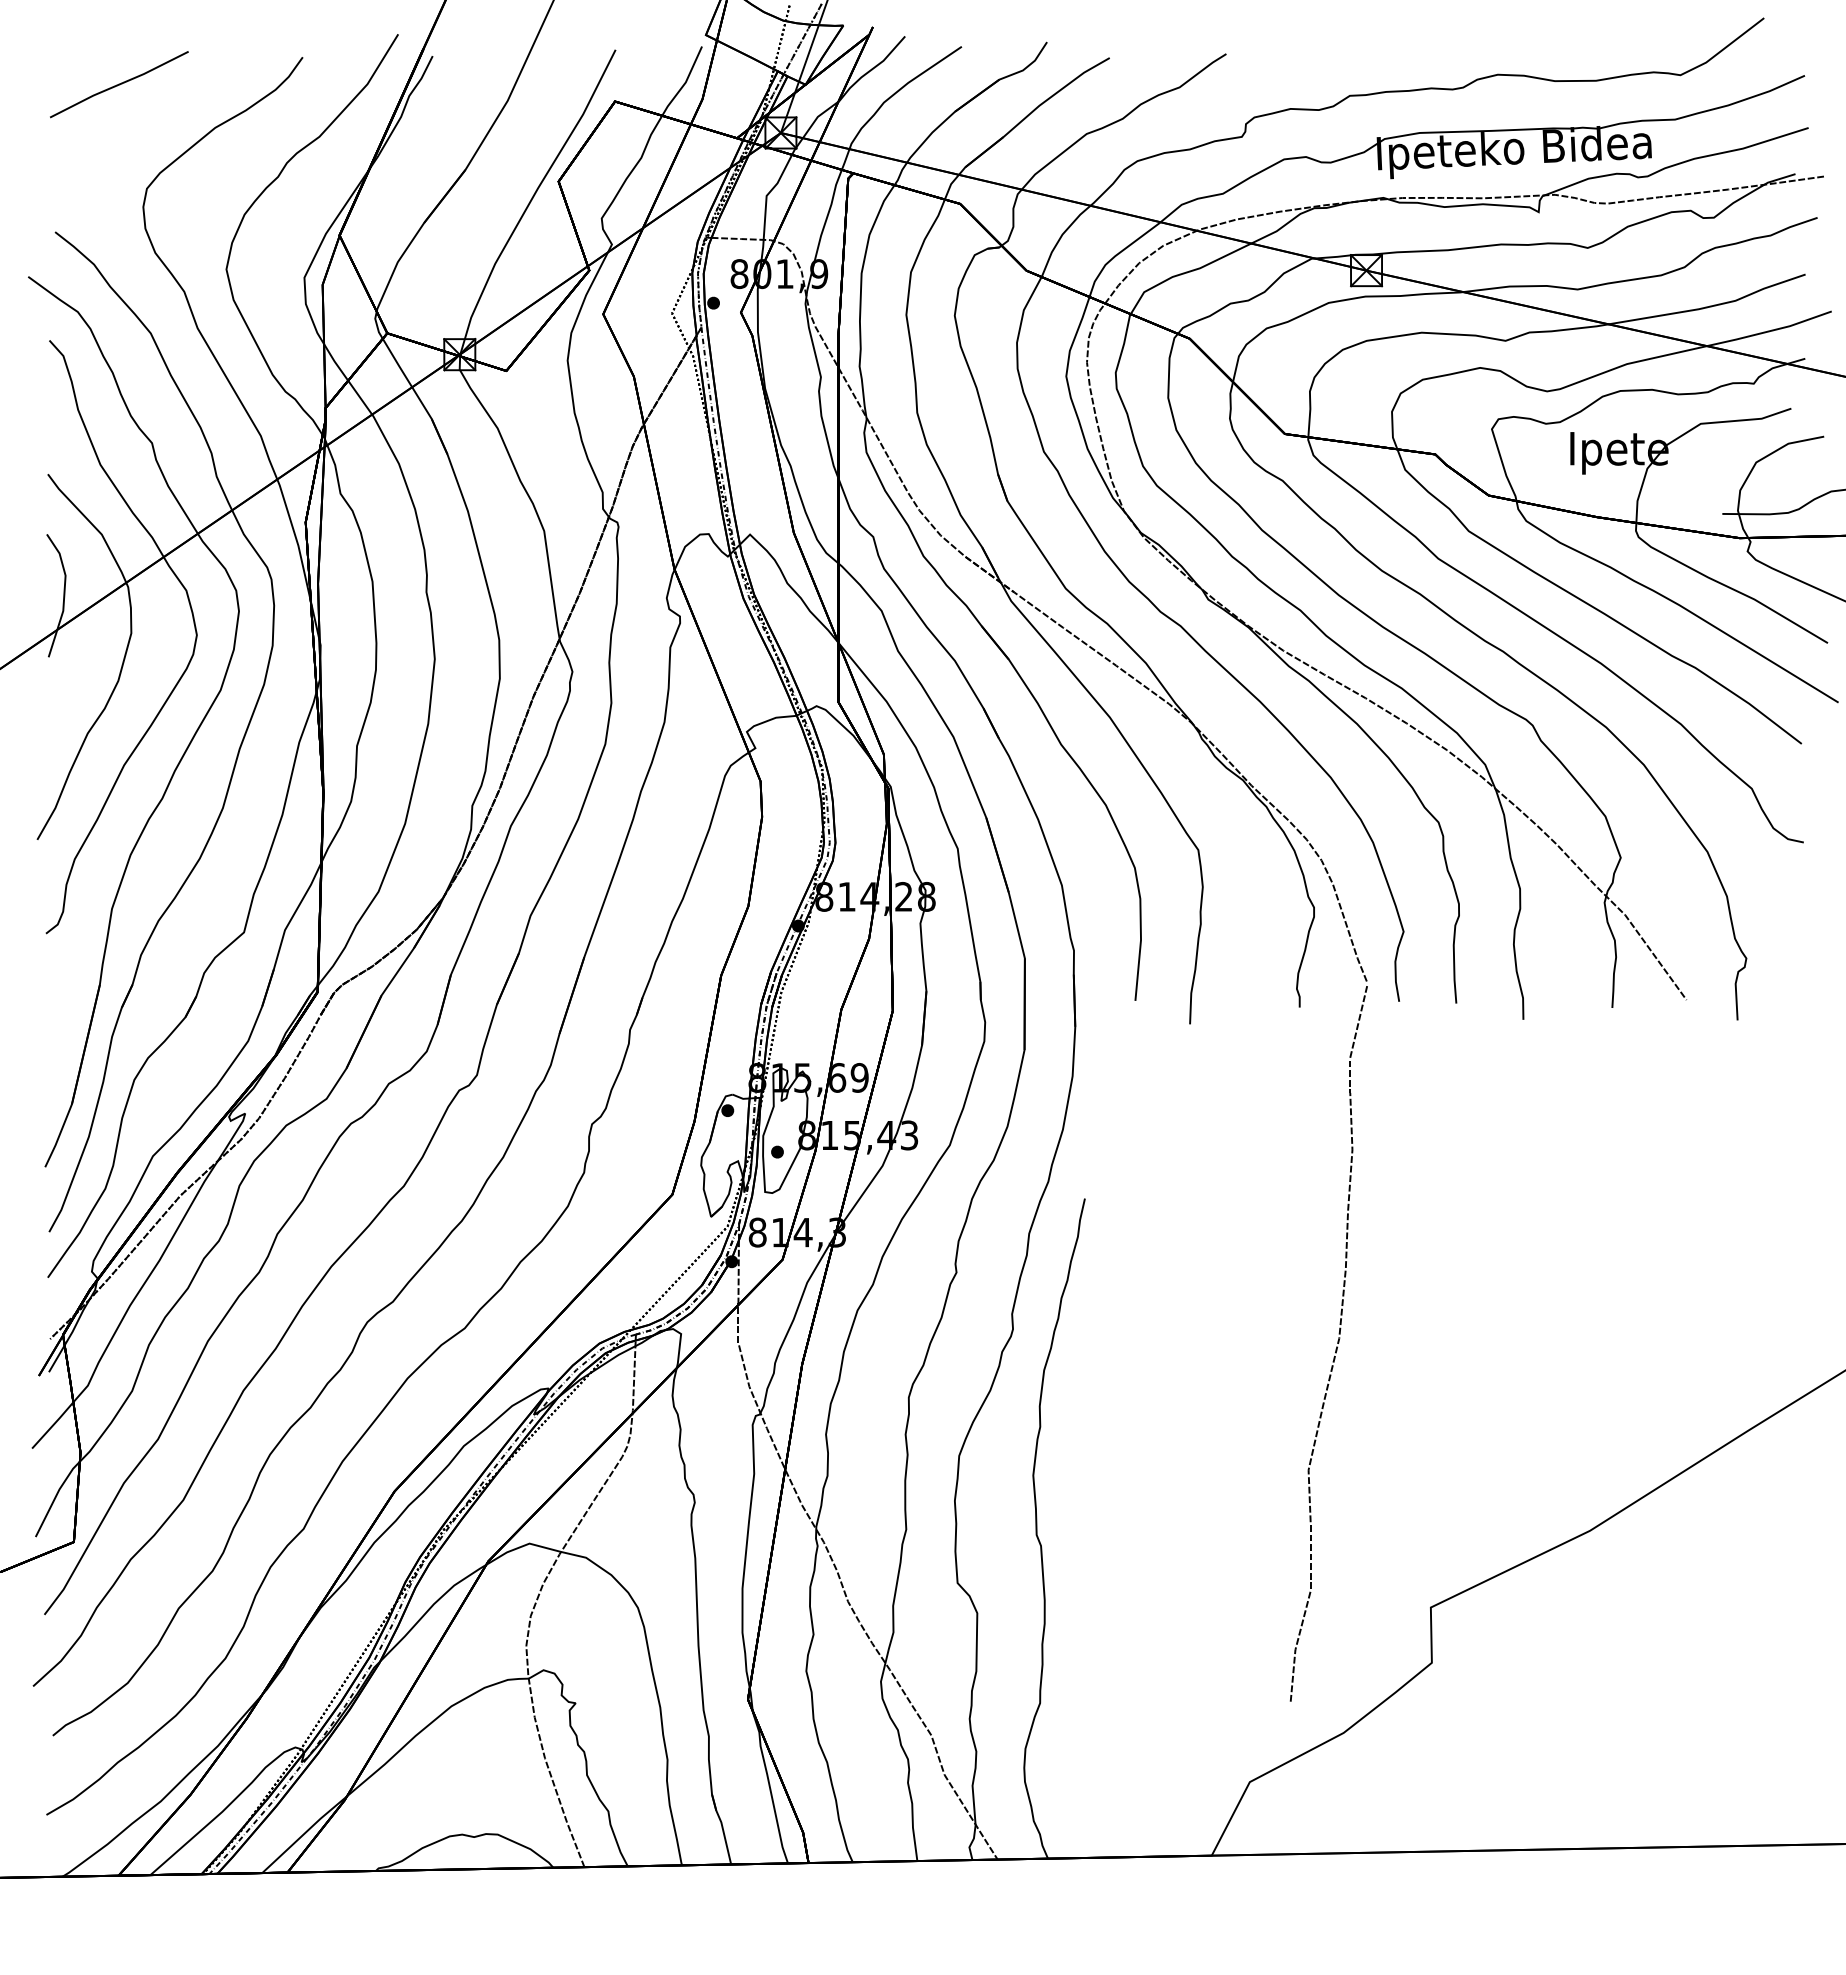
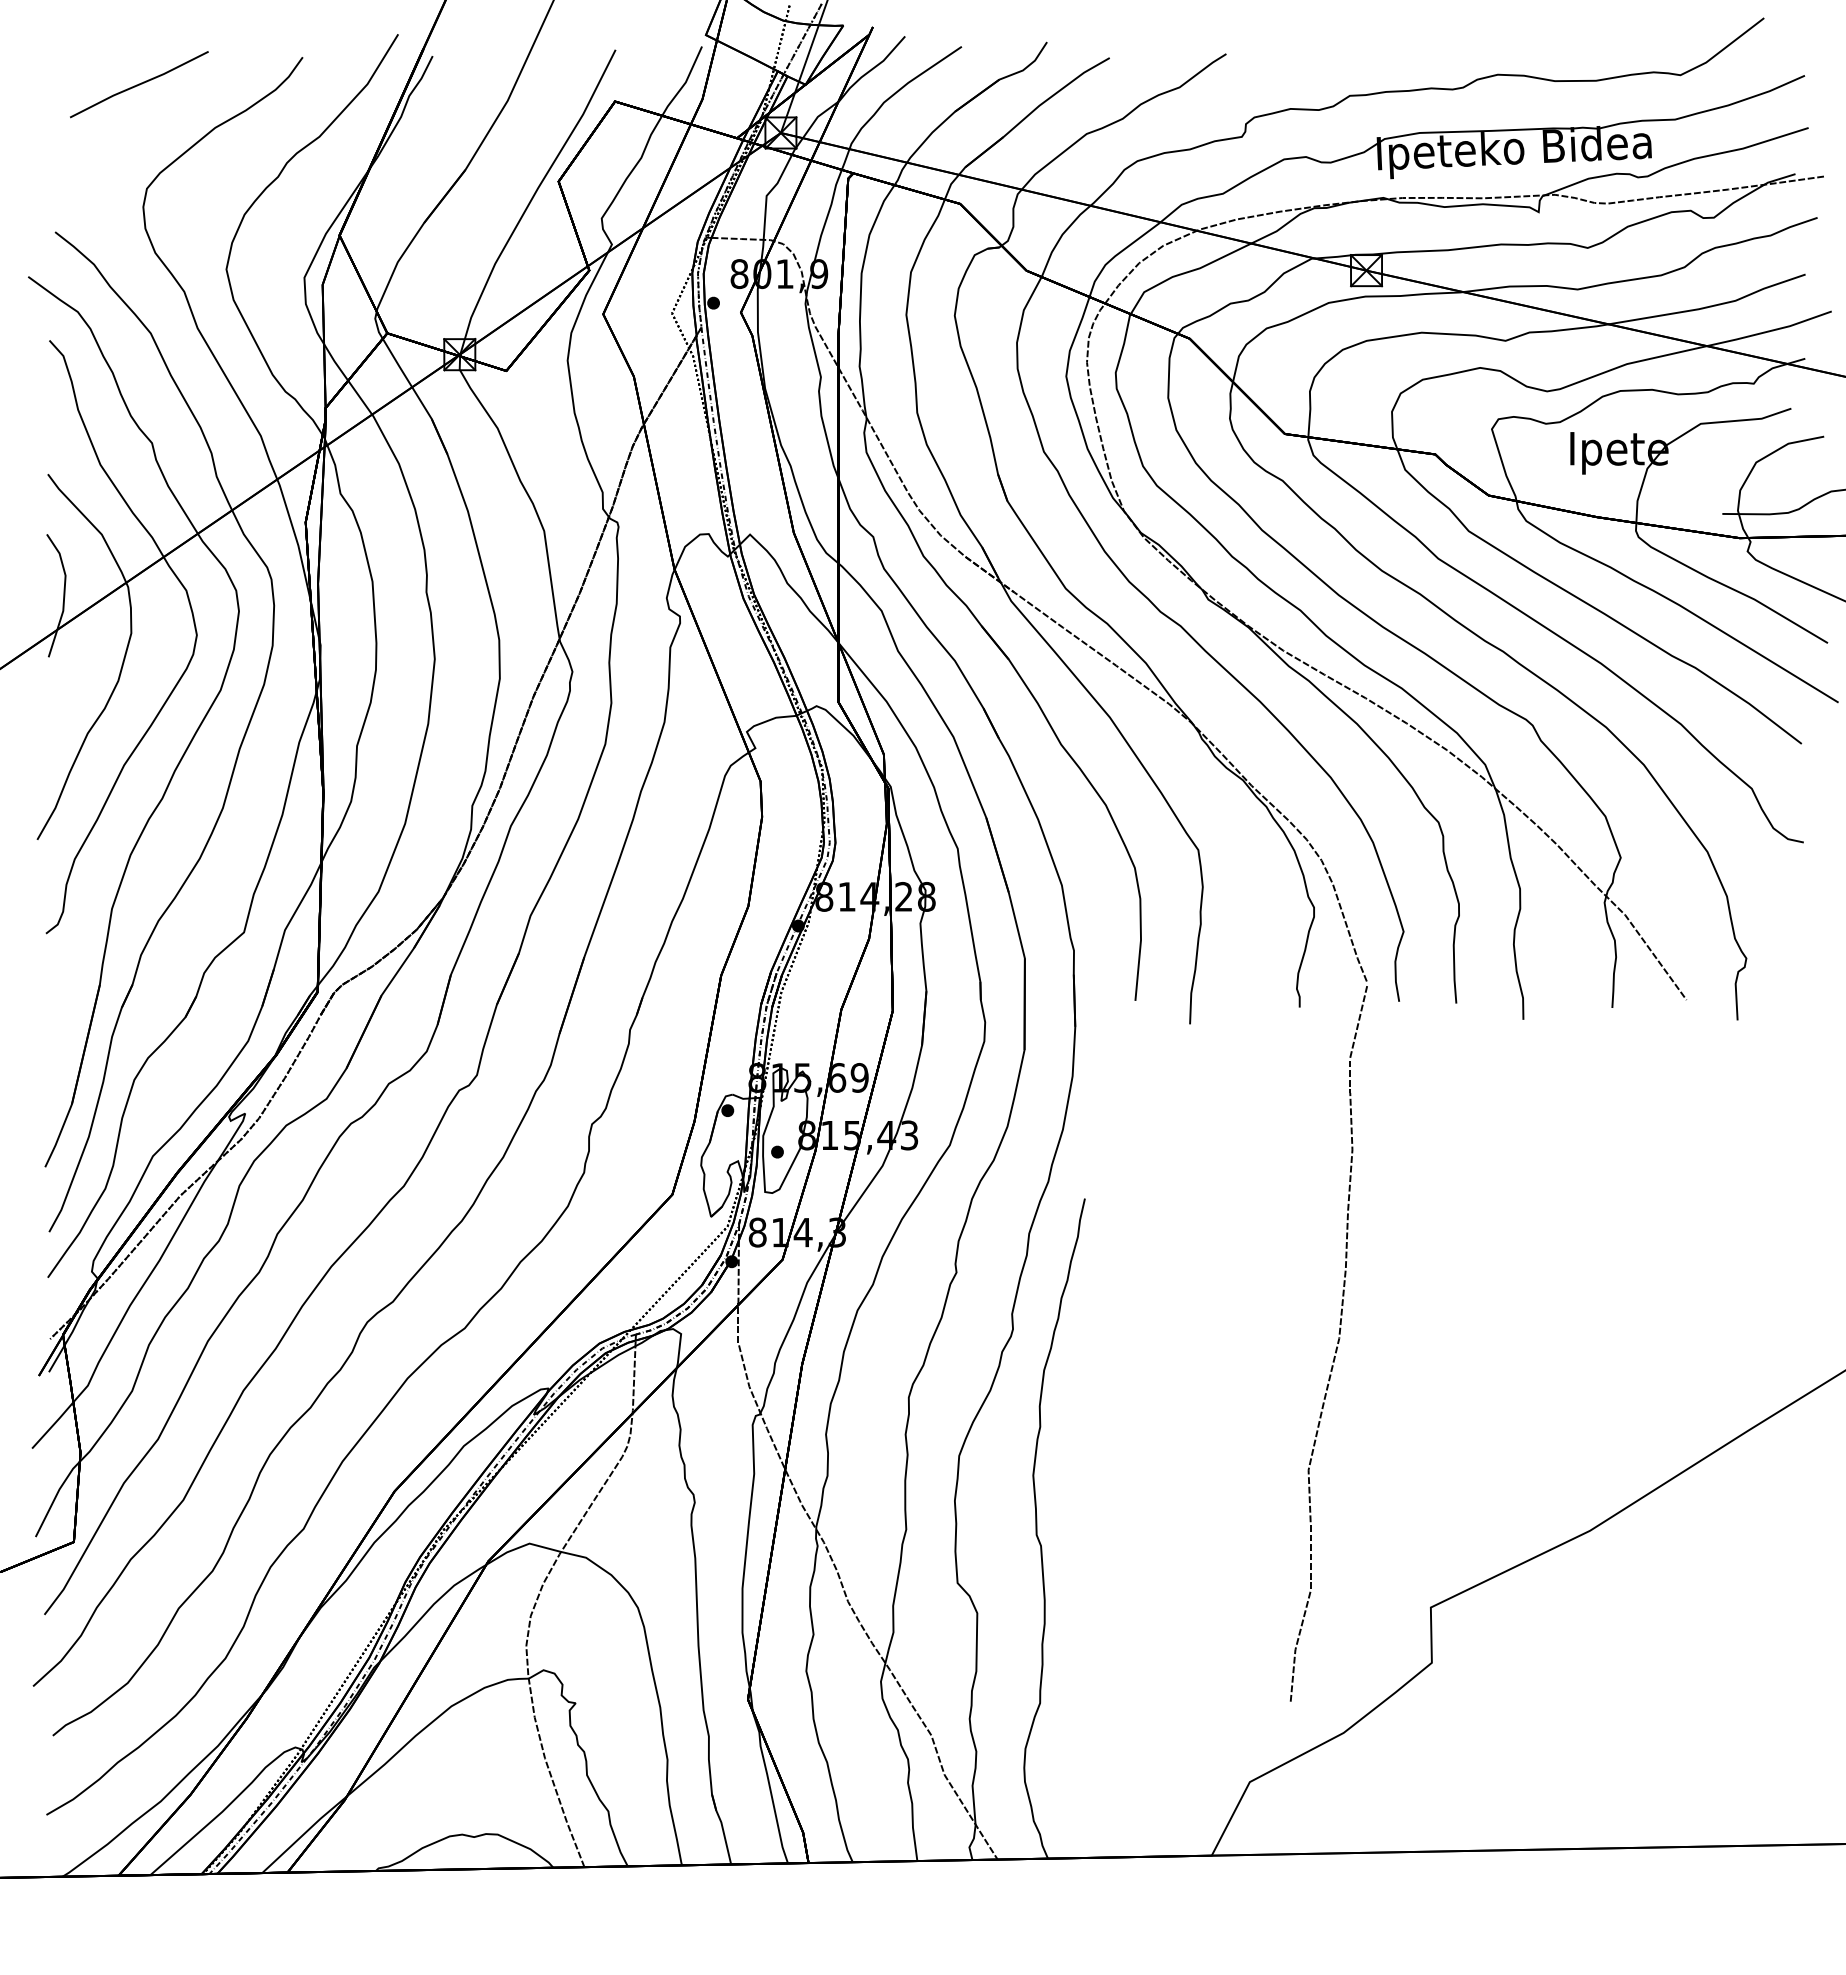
line position: (119, 84) -> (139, 84) (139, 84)
